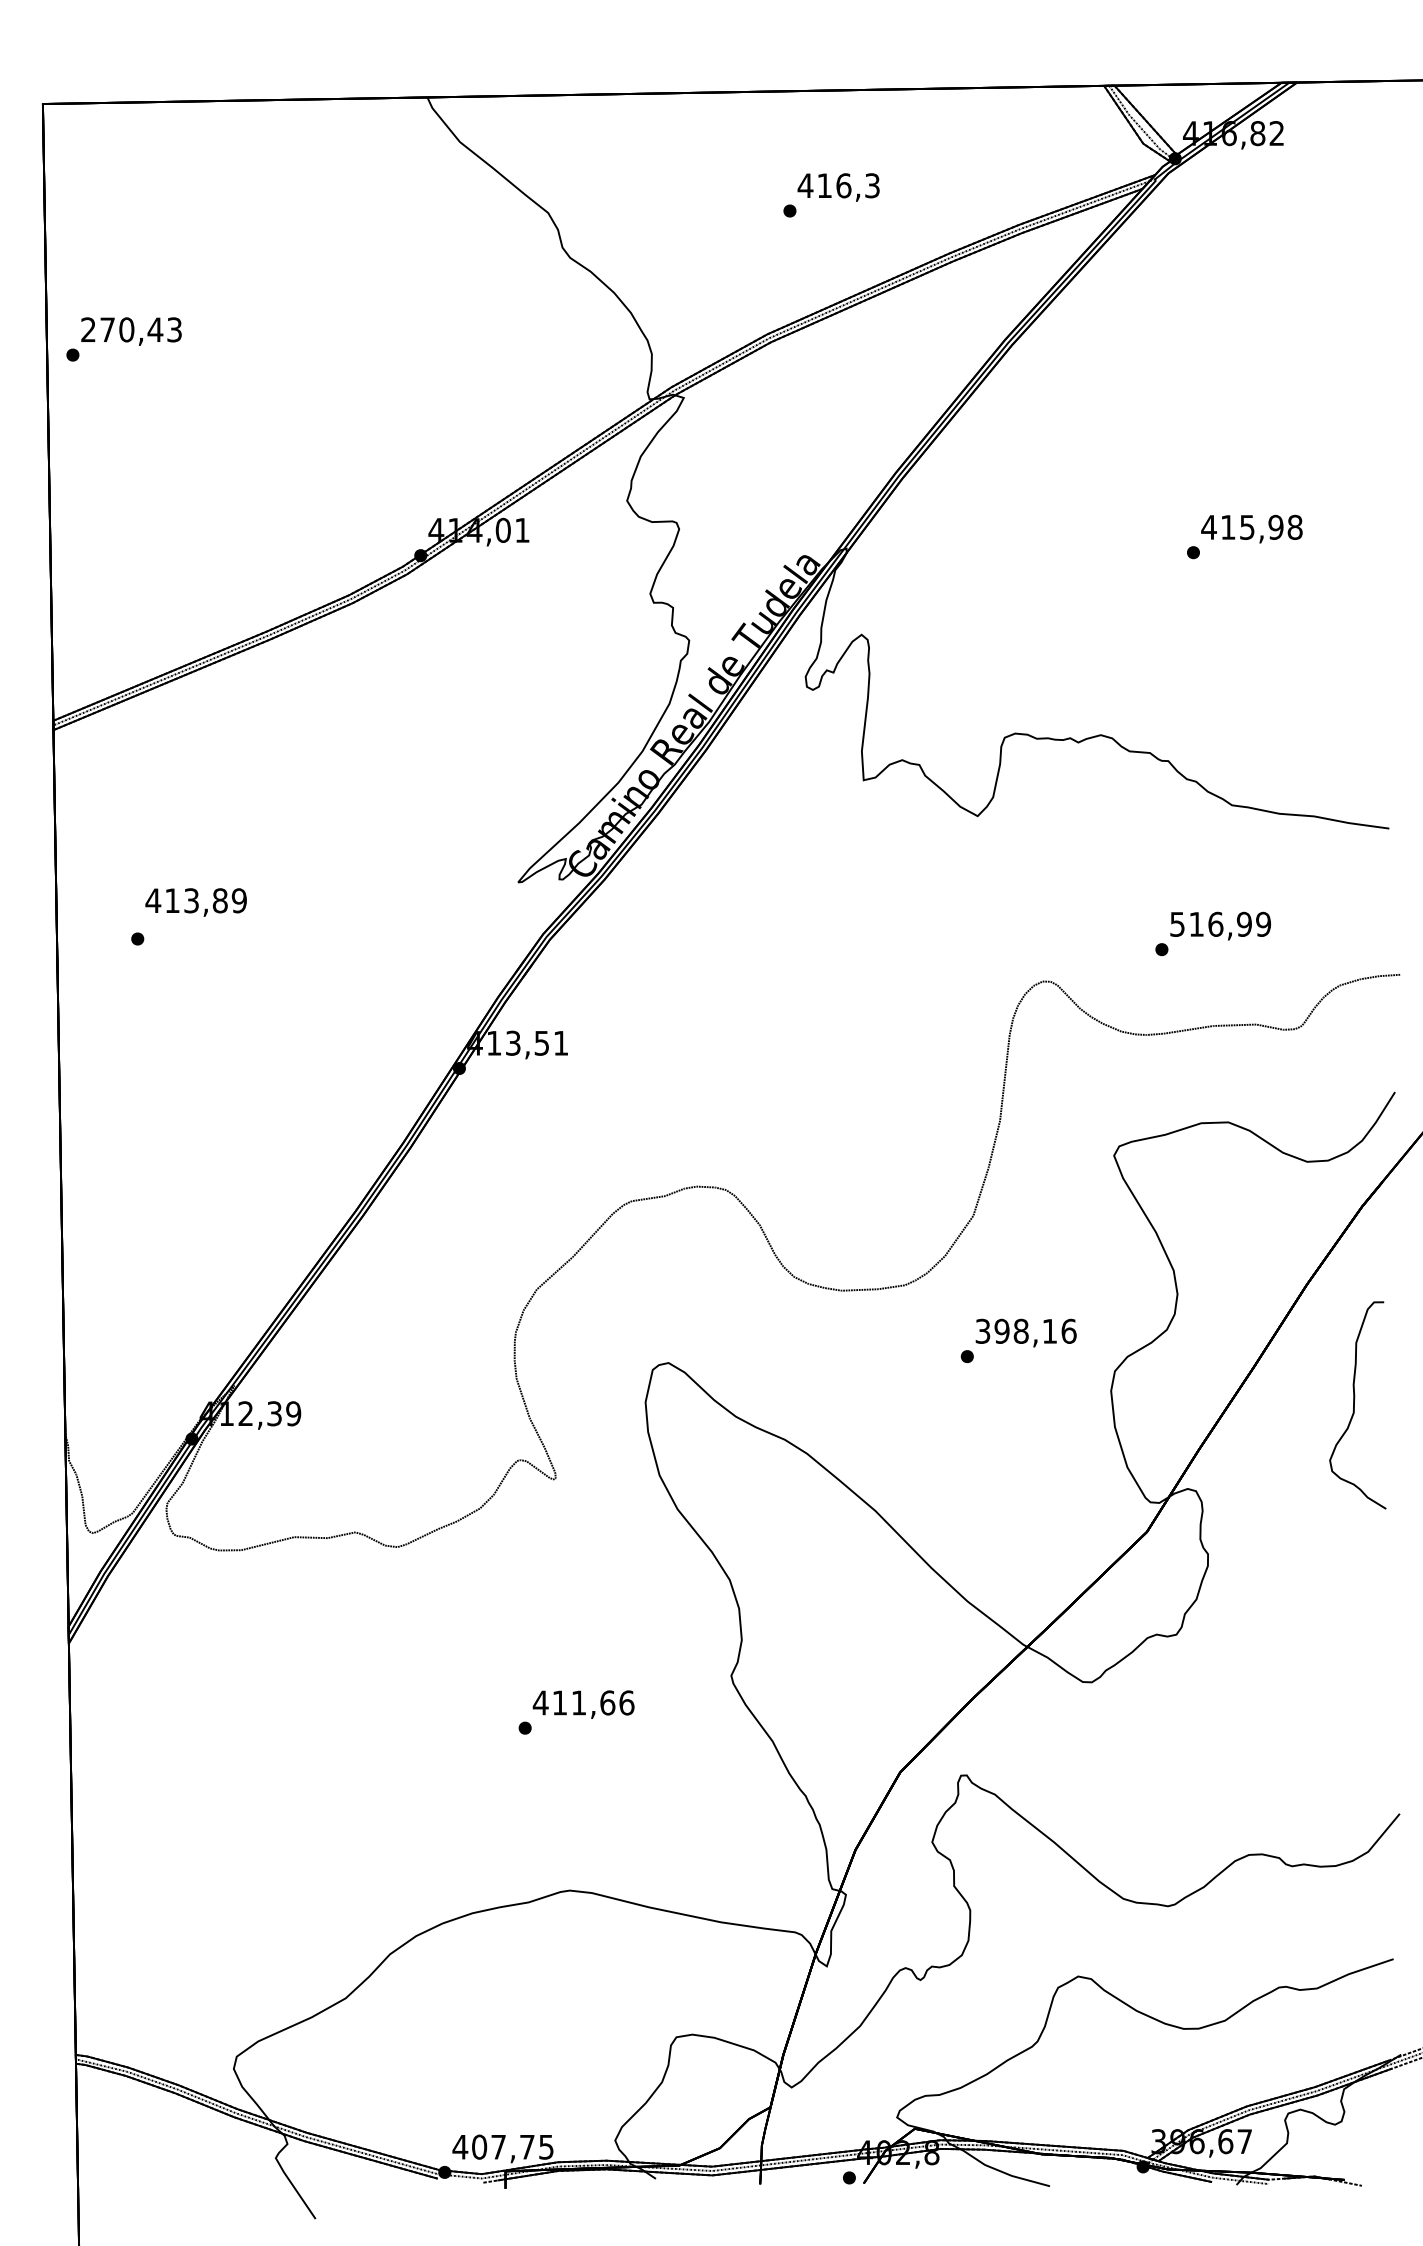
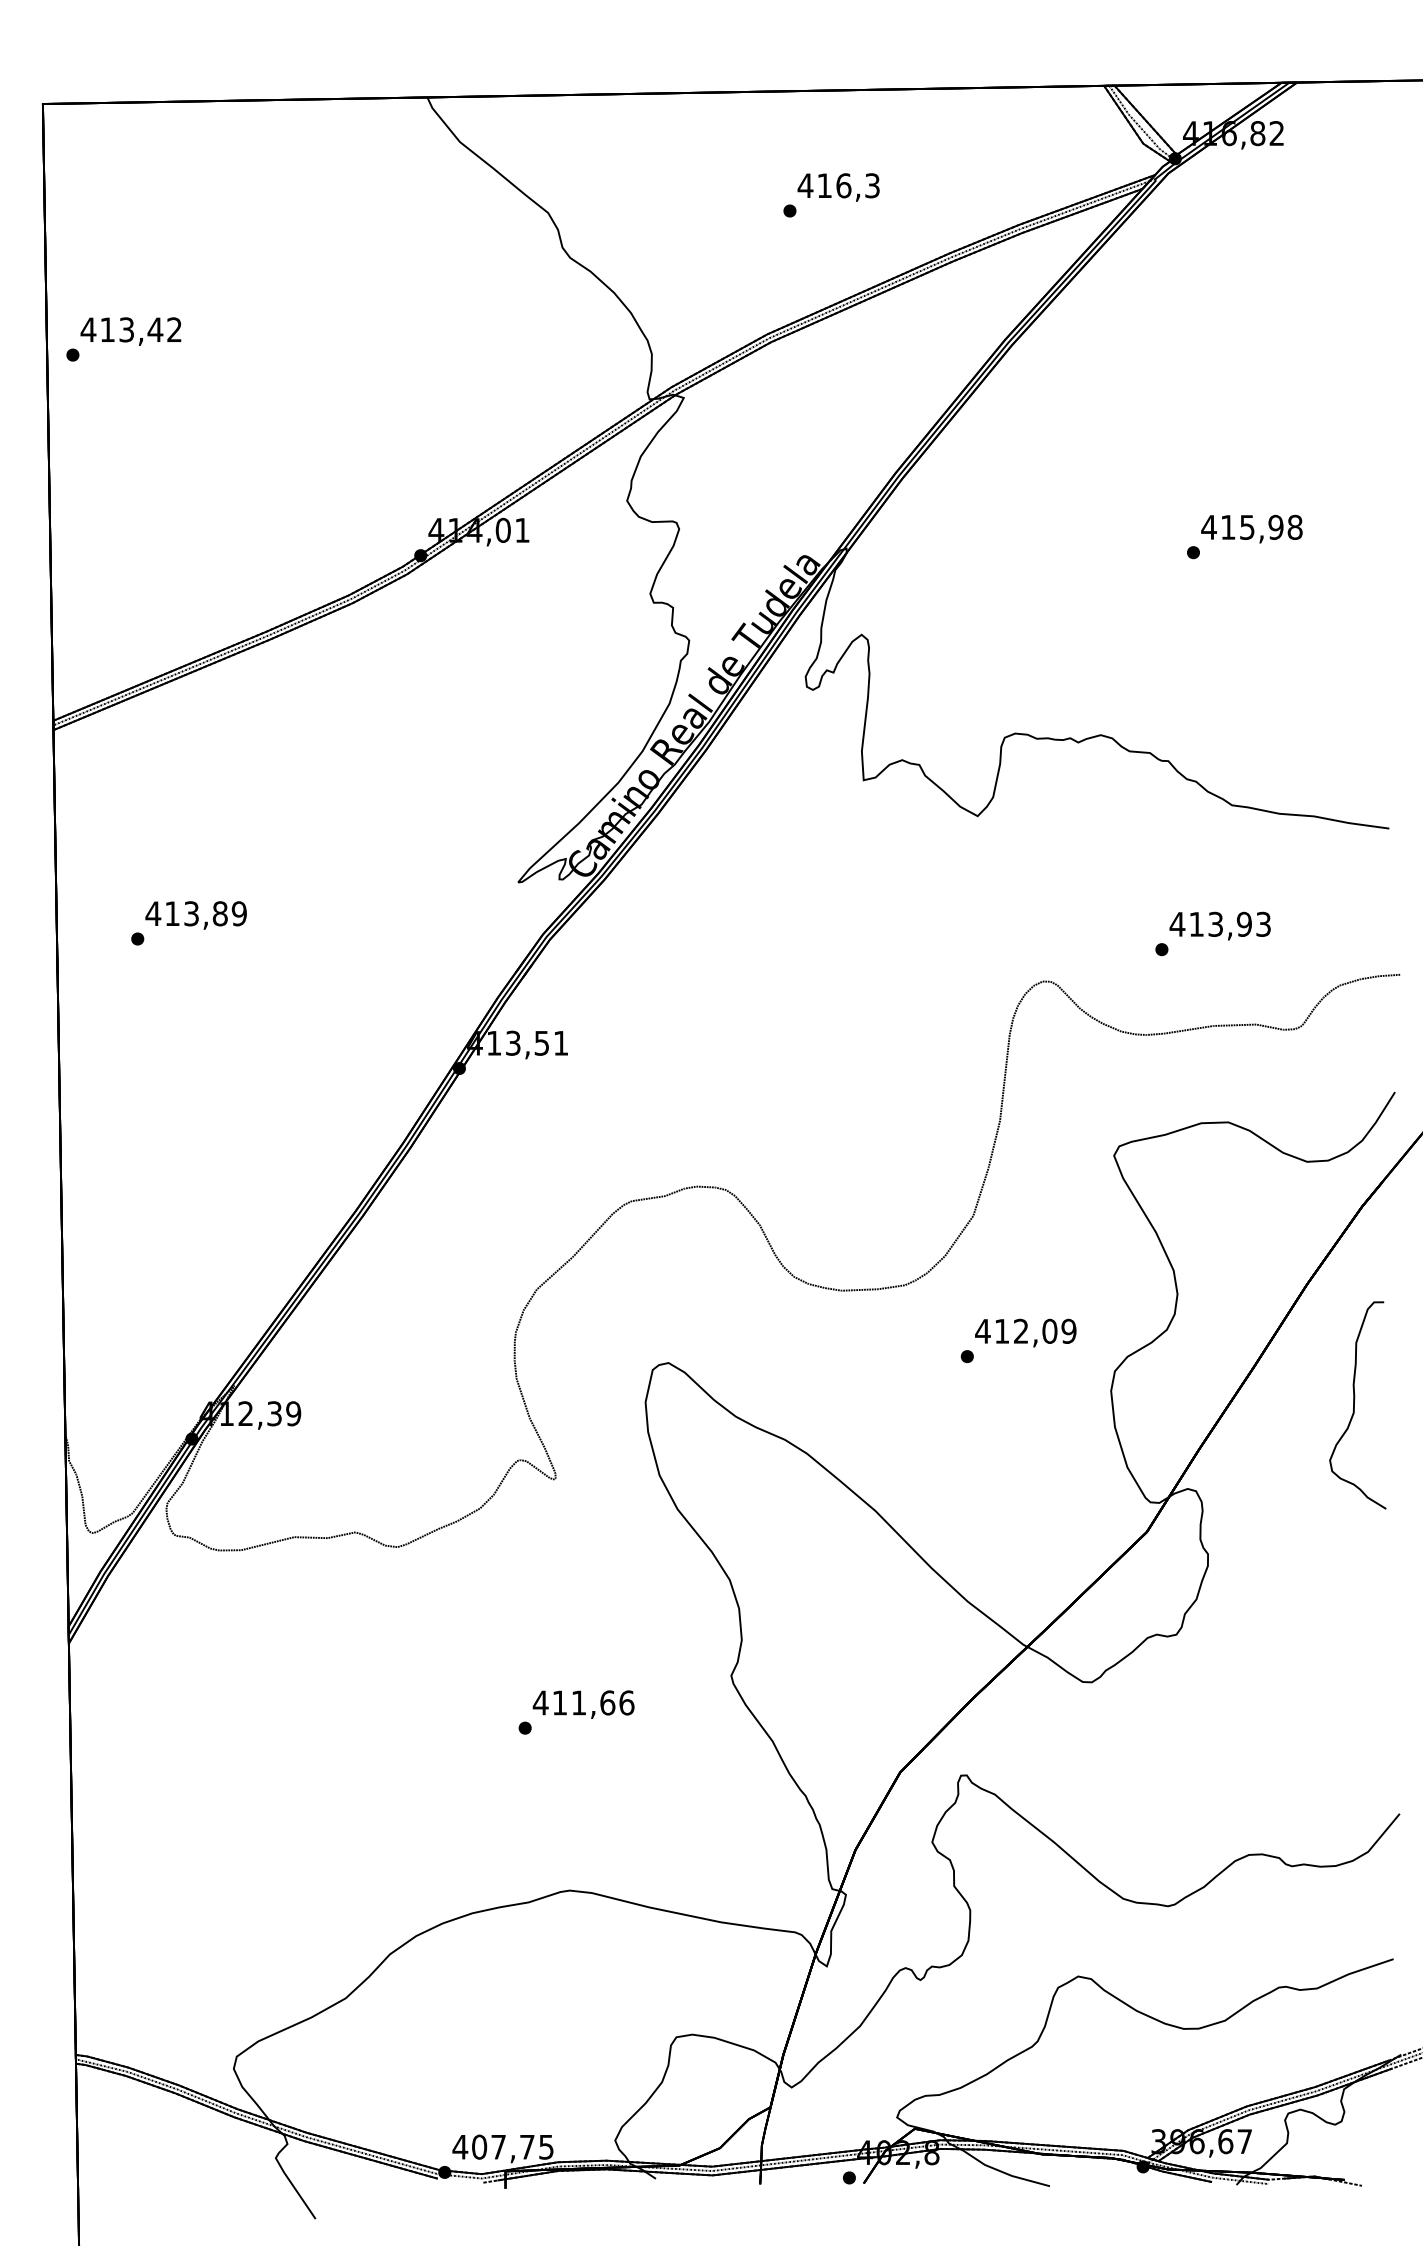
text: 270,43 -> 413,42 (130, 329)
text position: (195, 902) -> (195, 915) (195, 915)
text: 516,99 -> 413,93 (1220, 923)
text: 398,16 -> 412,09 (1025, 1330)
